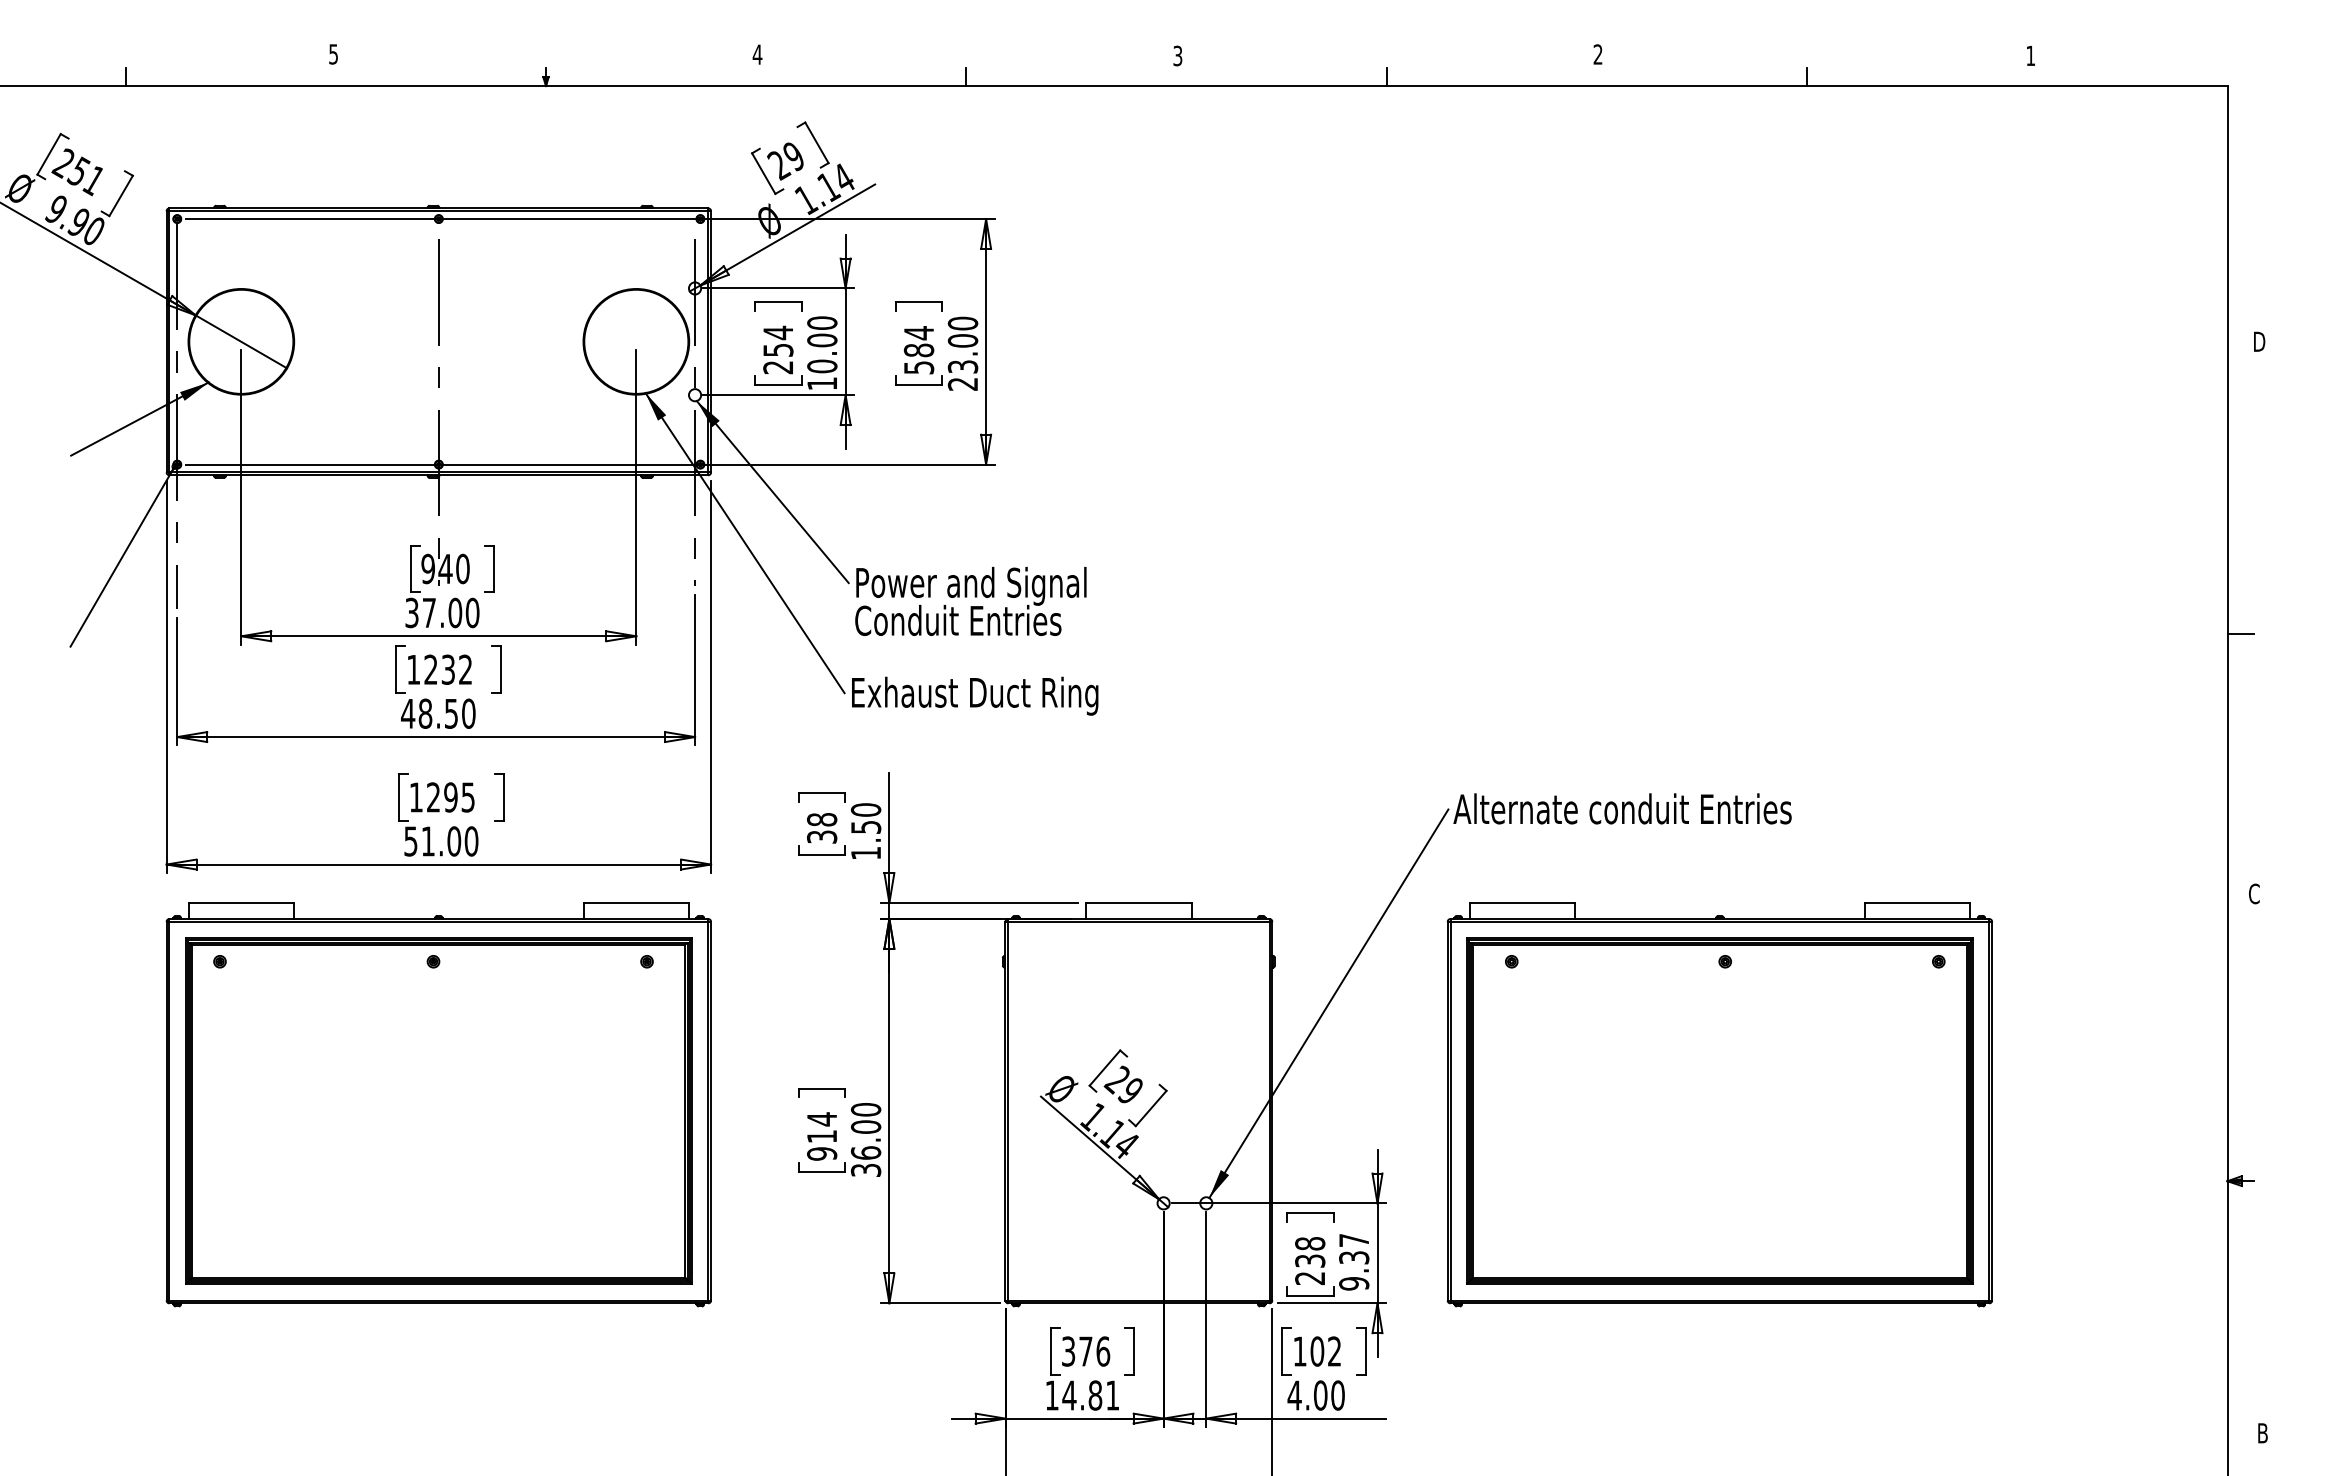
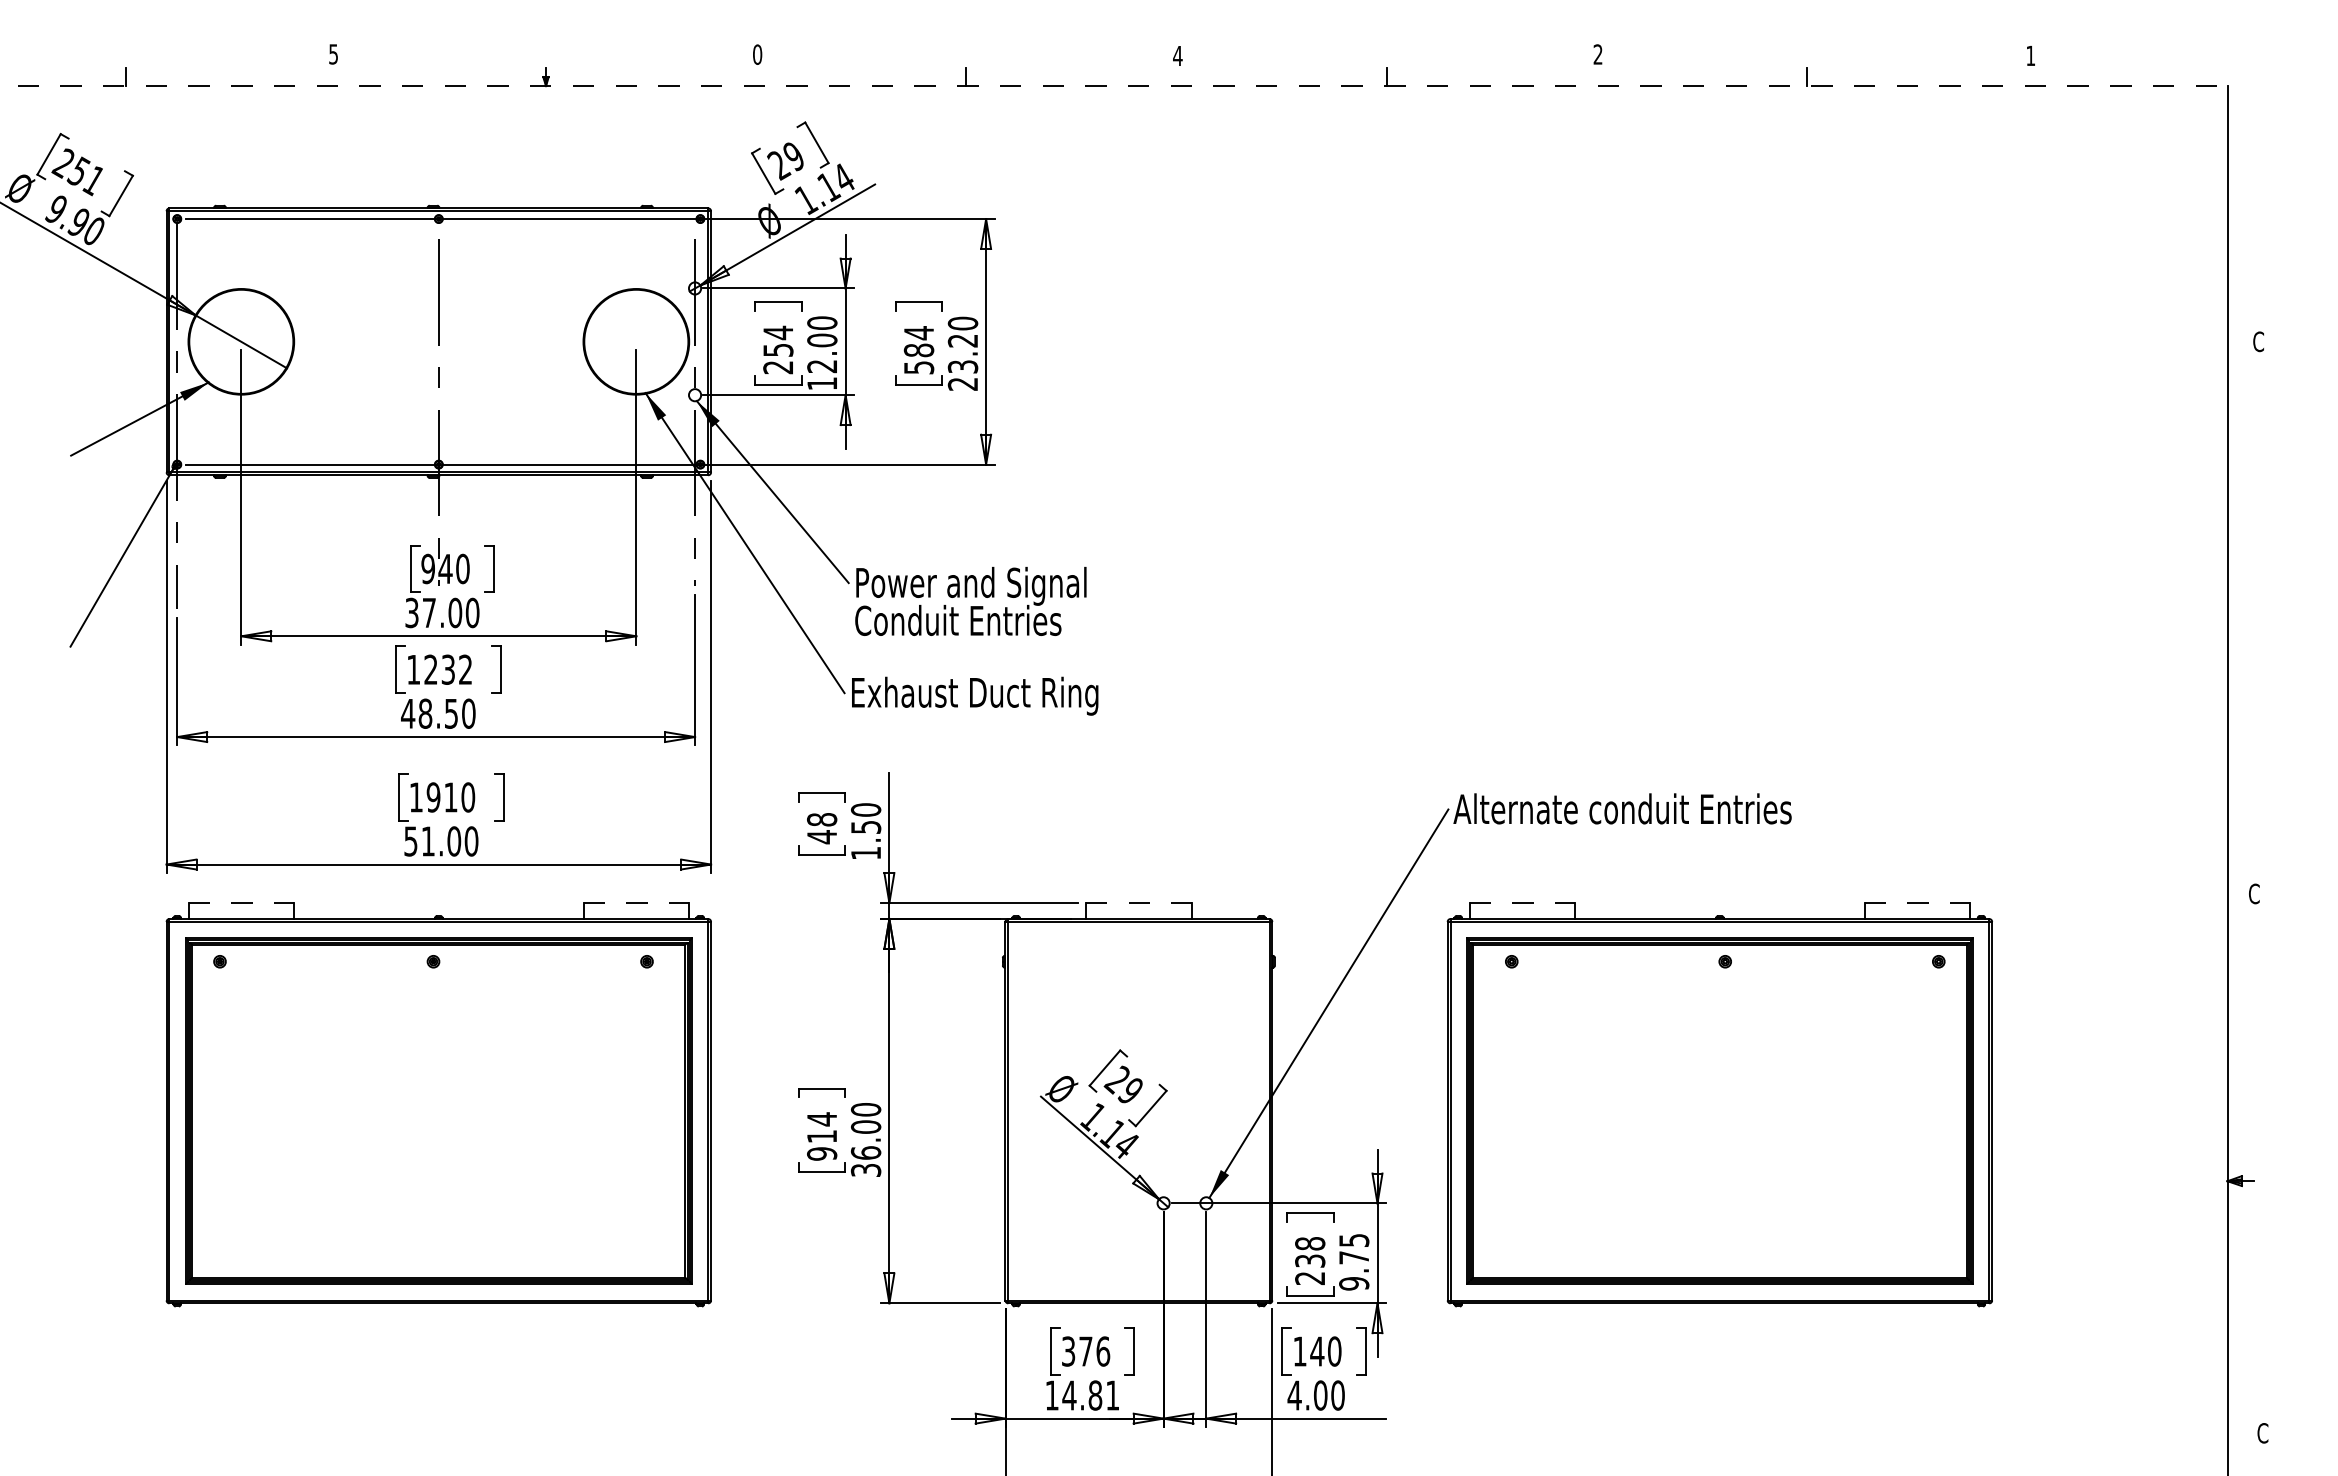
text: 4 -> 0 (757, 54)
text: 3 -> 4 (1177, 55)
line: solid -> dashed (1114, 86)
text: 23.00 -> 23.20 (962, 340)
text: D -> C (2259, 341)
text: 10.00 -> 12.00 (822, 366)
line: present -> none (2240, 634)
text: 1295 -> 1910 (450, 797)
text: 38 -> 48 (822, 837)
line: solid -> dashed (241, 903)
line: solid -> dashed (636, 903)
line: solid -> dashed (1138, 903)
line: solid -> dashed (1522, 903)
line: solid -> dashed (1917, 903)
text: 9.37 -> 9.75 (1354, 1249)
text: 102 -> 140 (1325, 1351)
text: B -> C (2262, 1433)
